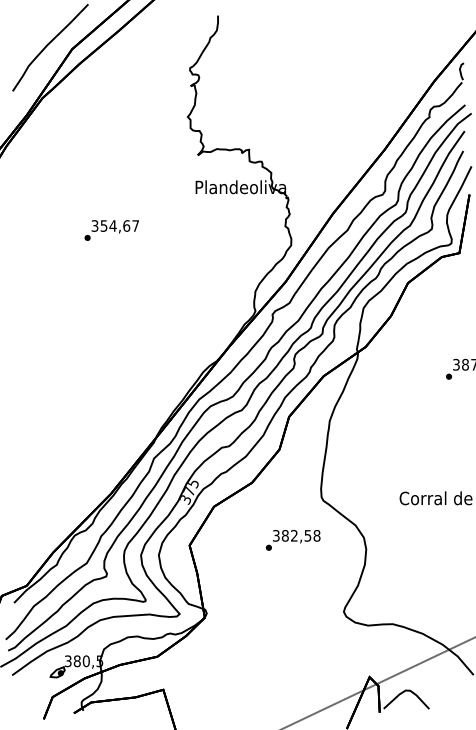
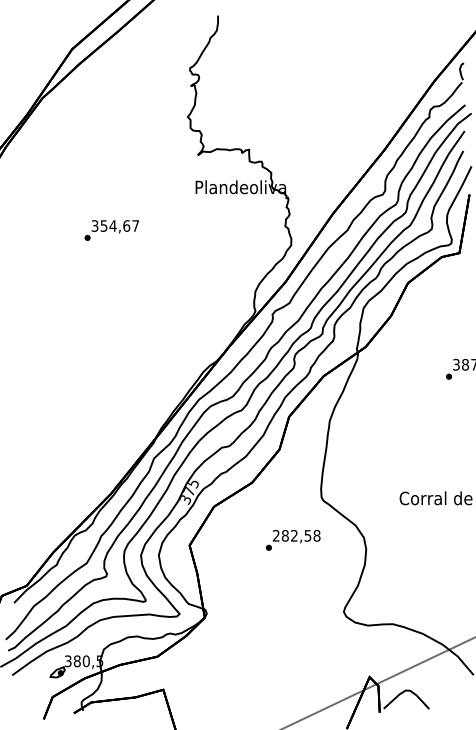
curve: present -> none (48, 45)
text: 382,58 -> 282,58 (276, 535)
